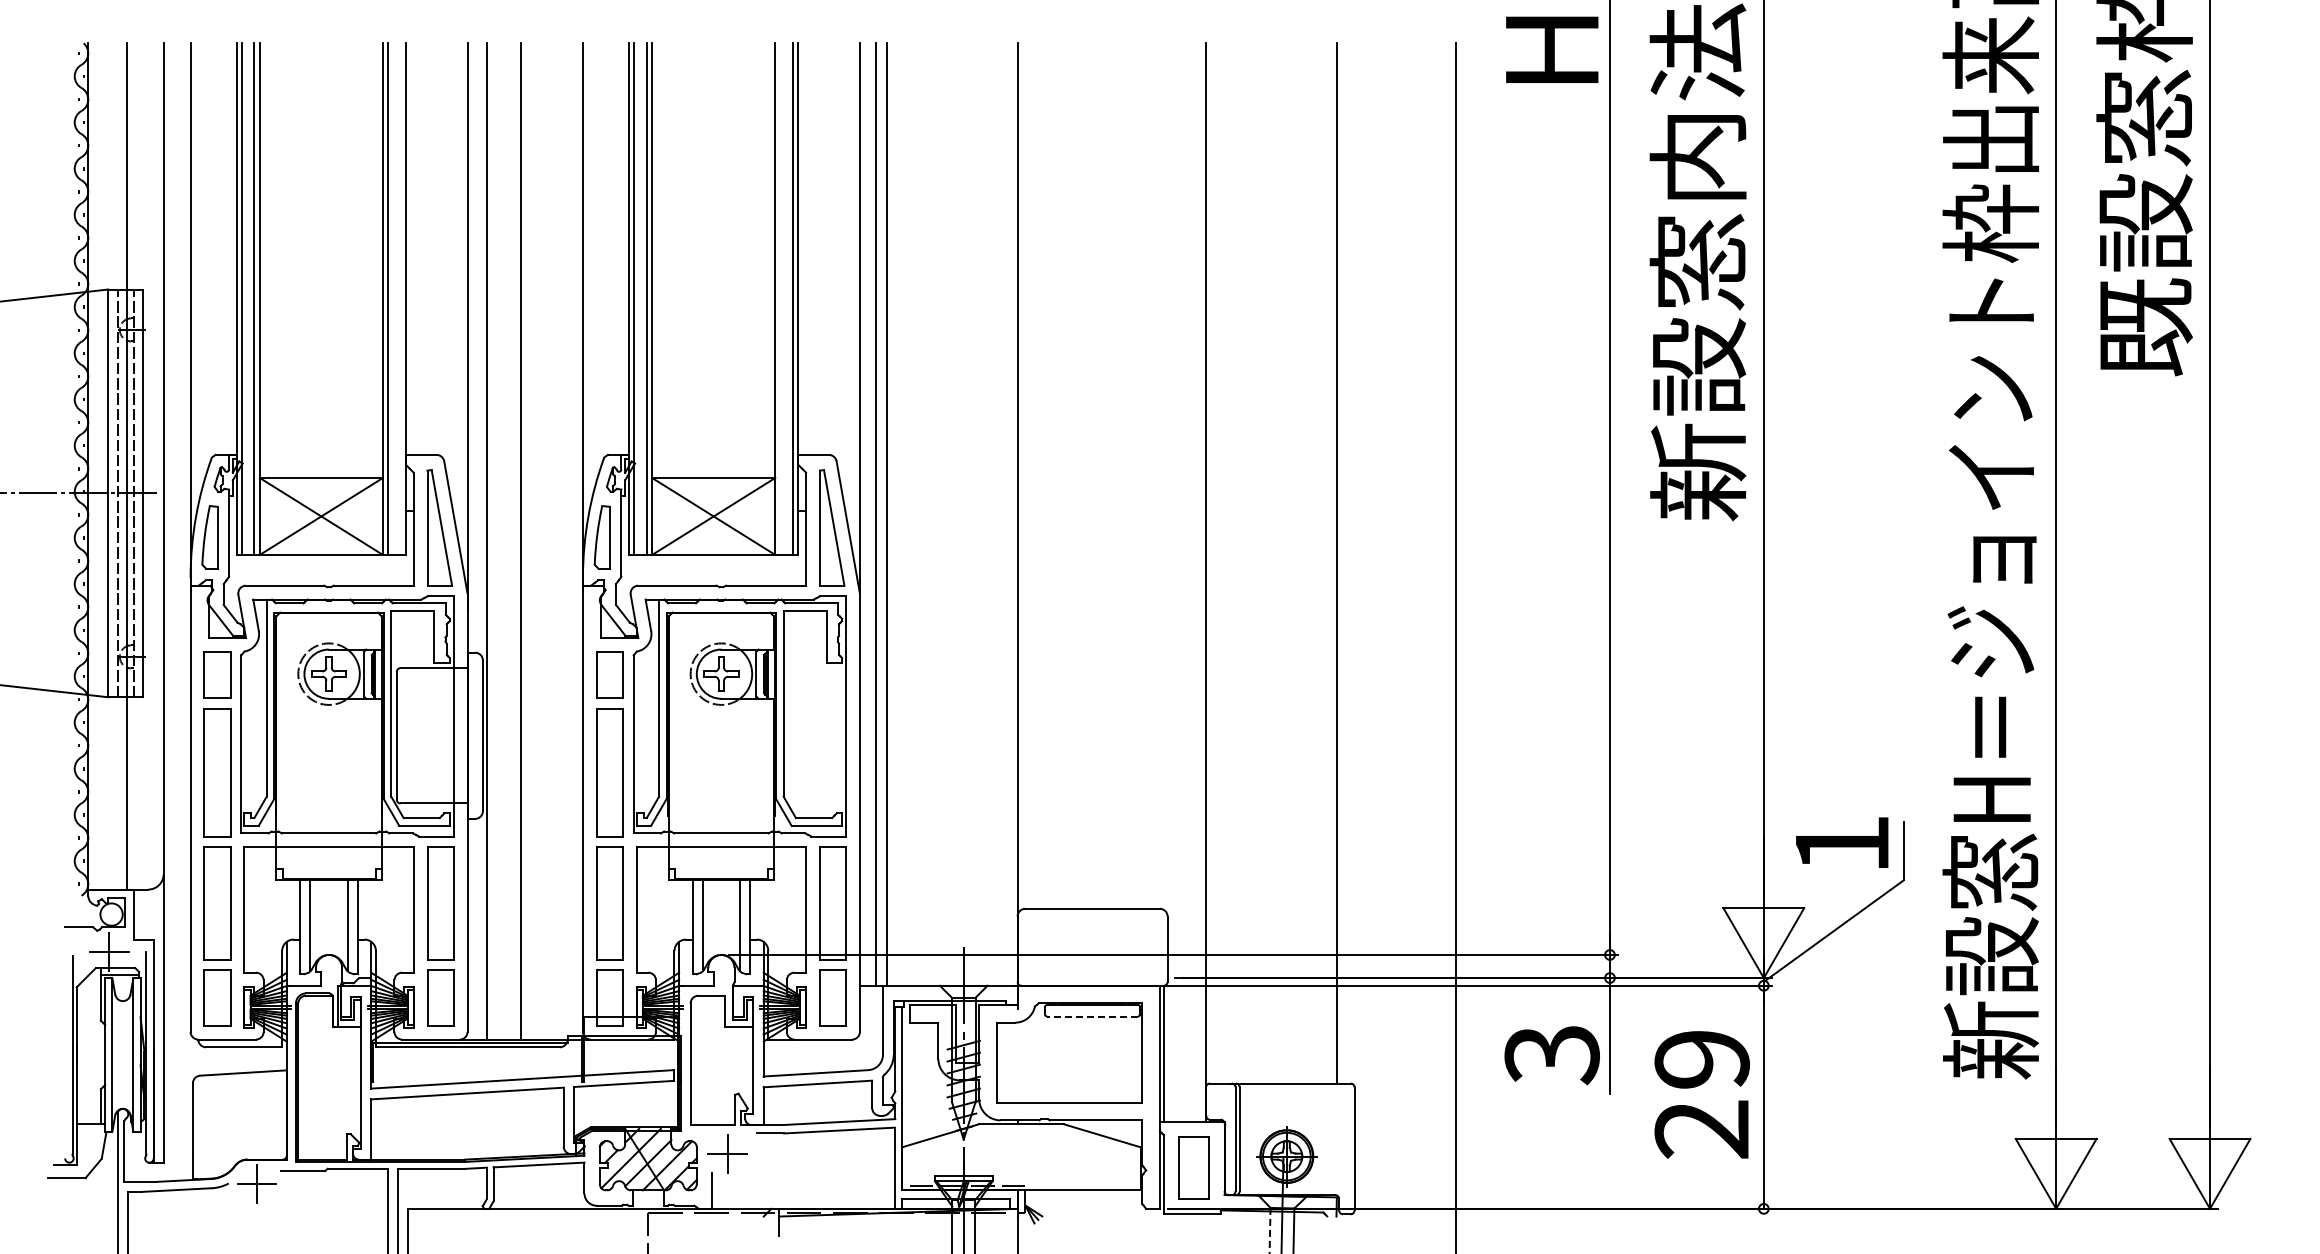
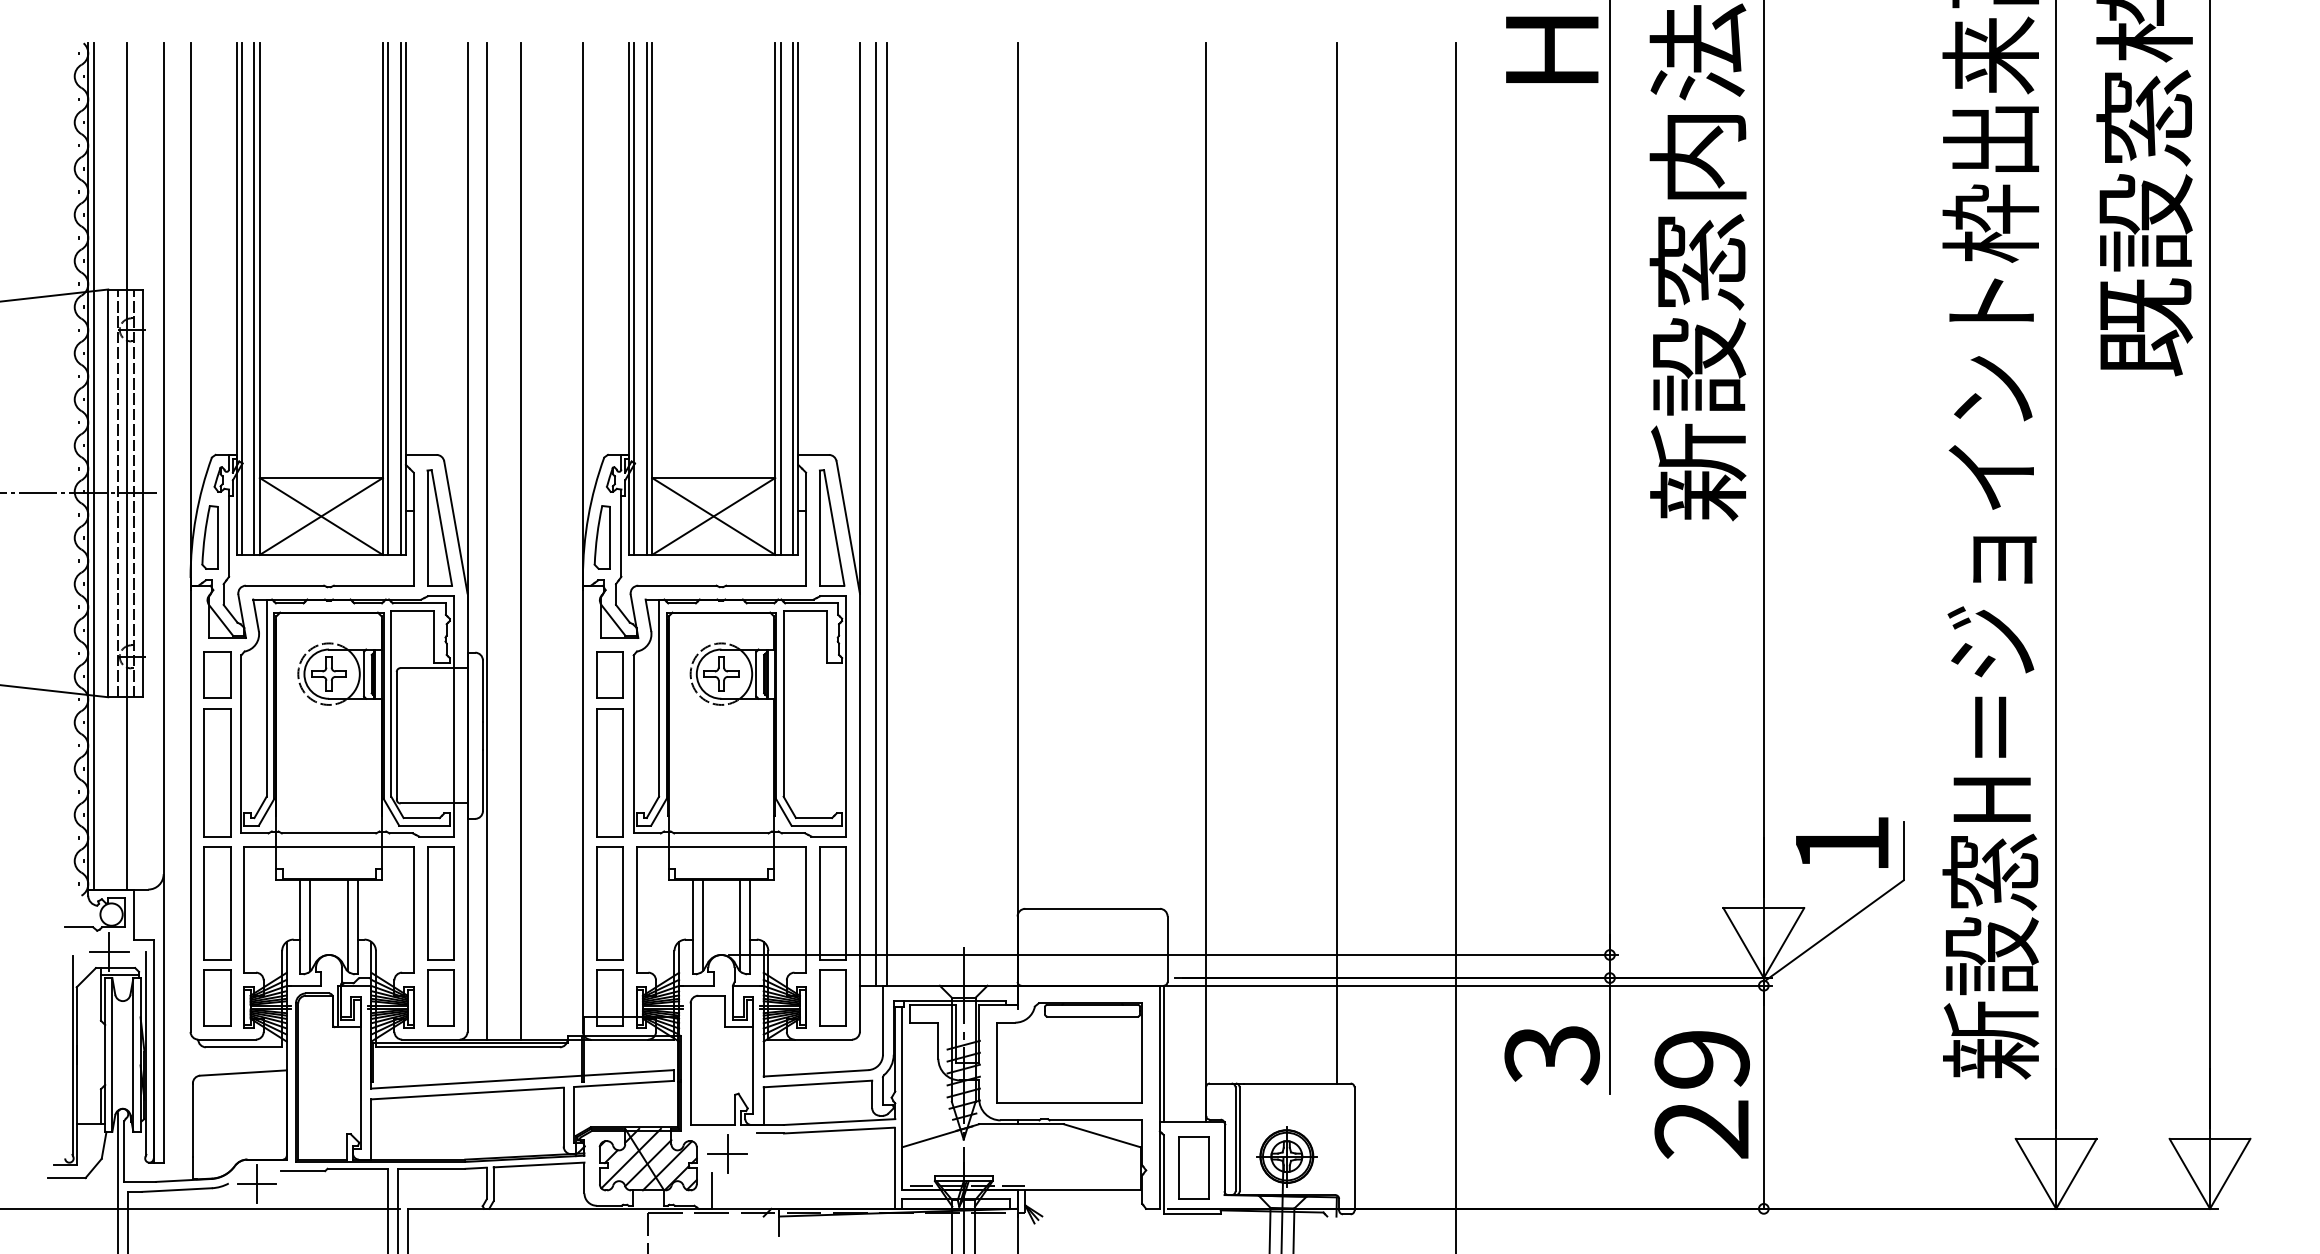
line: none -> present (400, 298)
line: none -> present (780, 298)
line: none -> present (94, 466)
line: dashed -> solid (1092, 1016)
line: none -> present (200, 1208)
line: dashed -> solid (1270, 1230)
